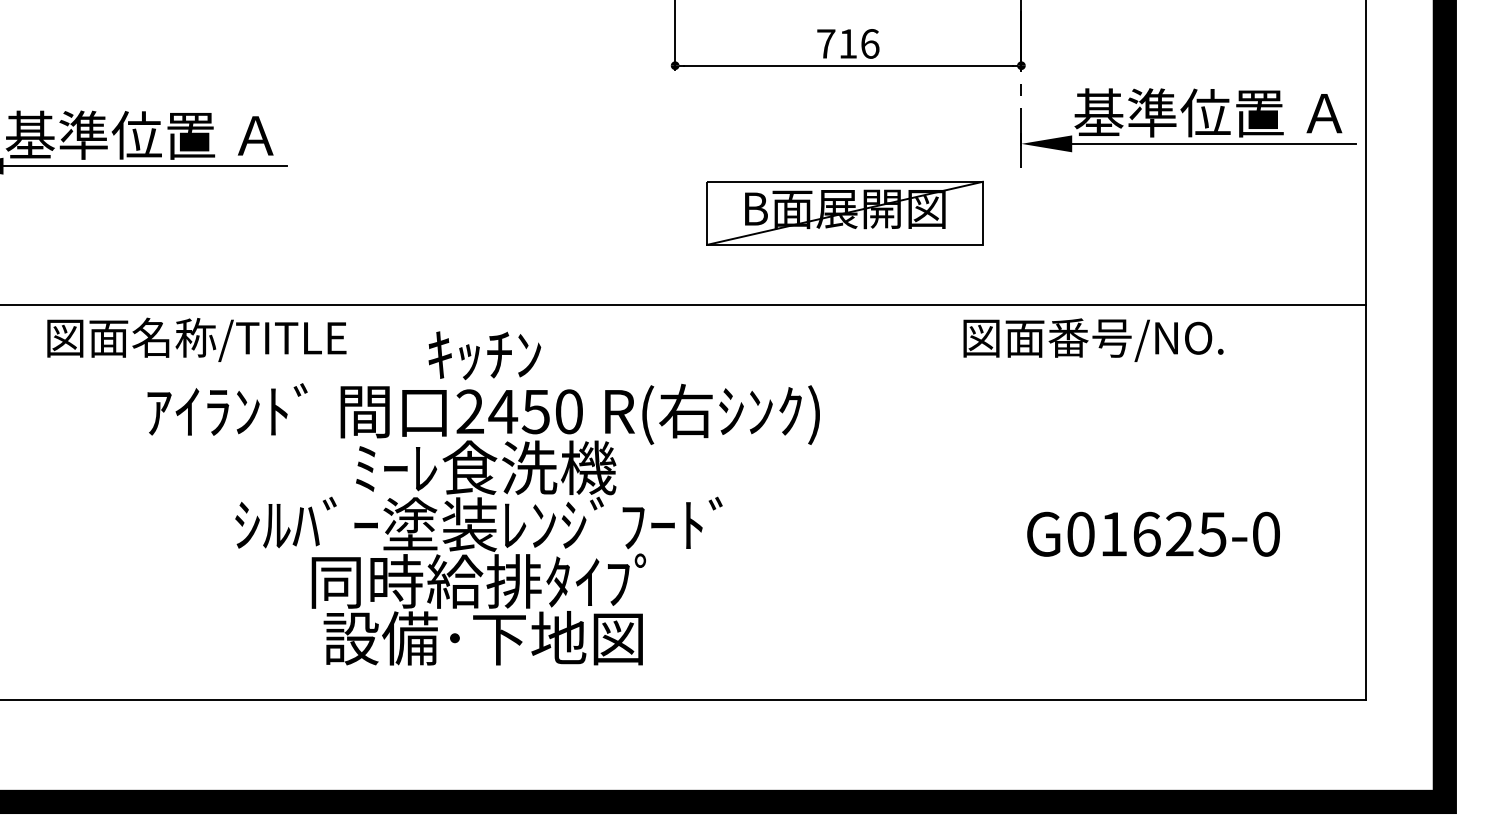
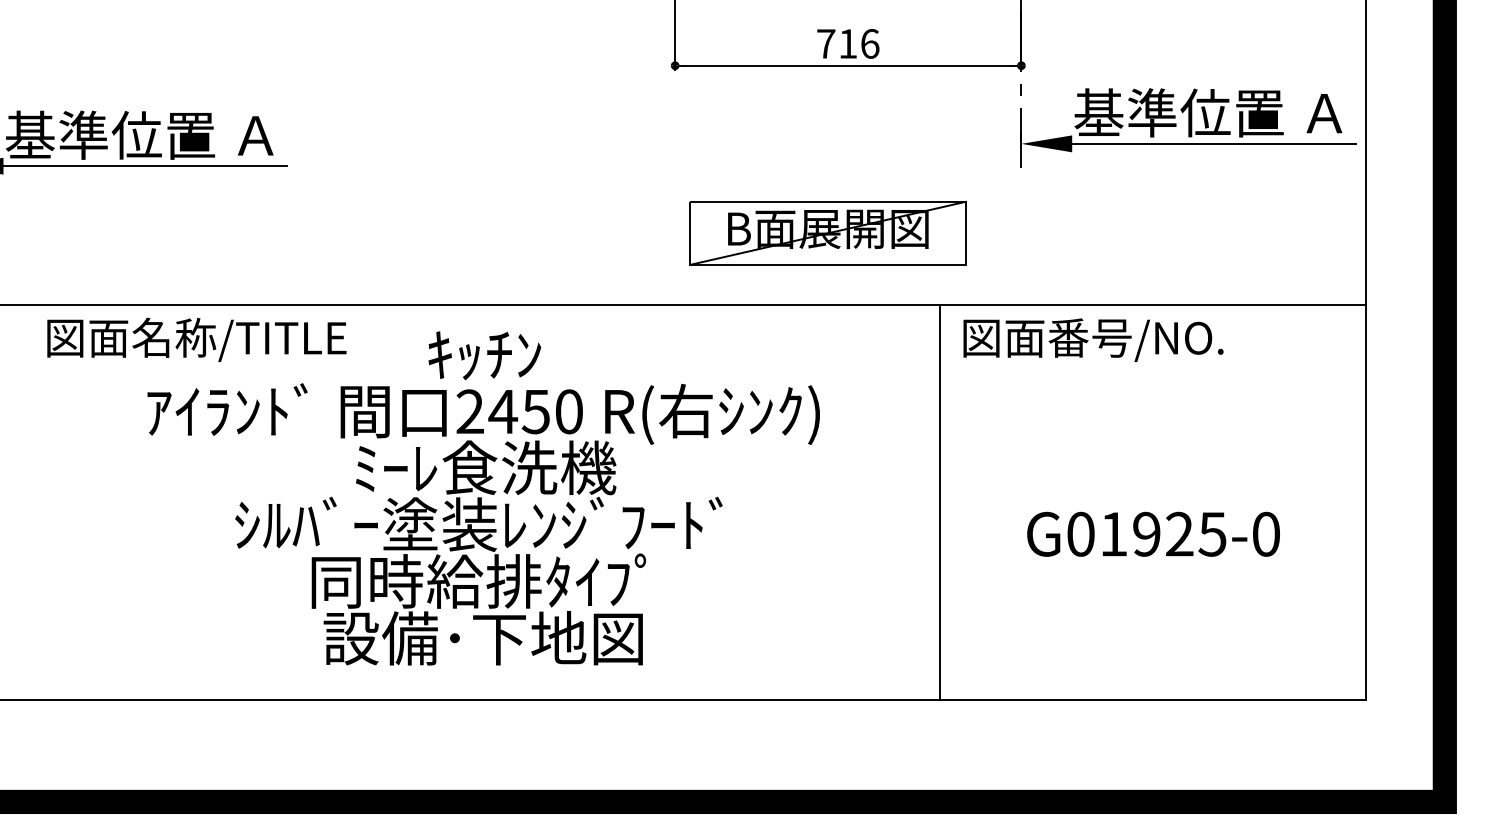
part position: (844, 212) -> (827, 232) (827, 232)
line: none -> present (940, 502)
text: G01625-0 -> G01925-0 (1146, 533)
